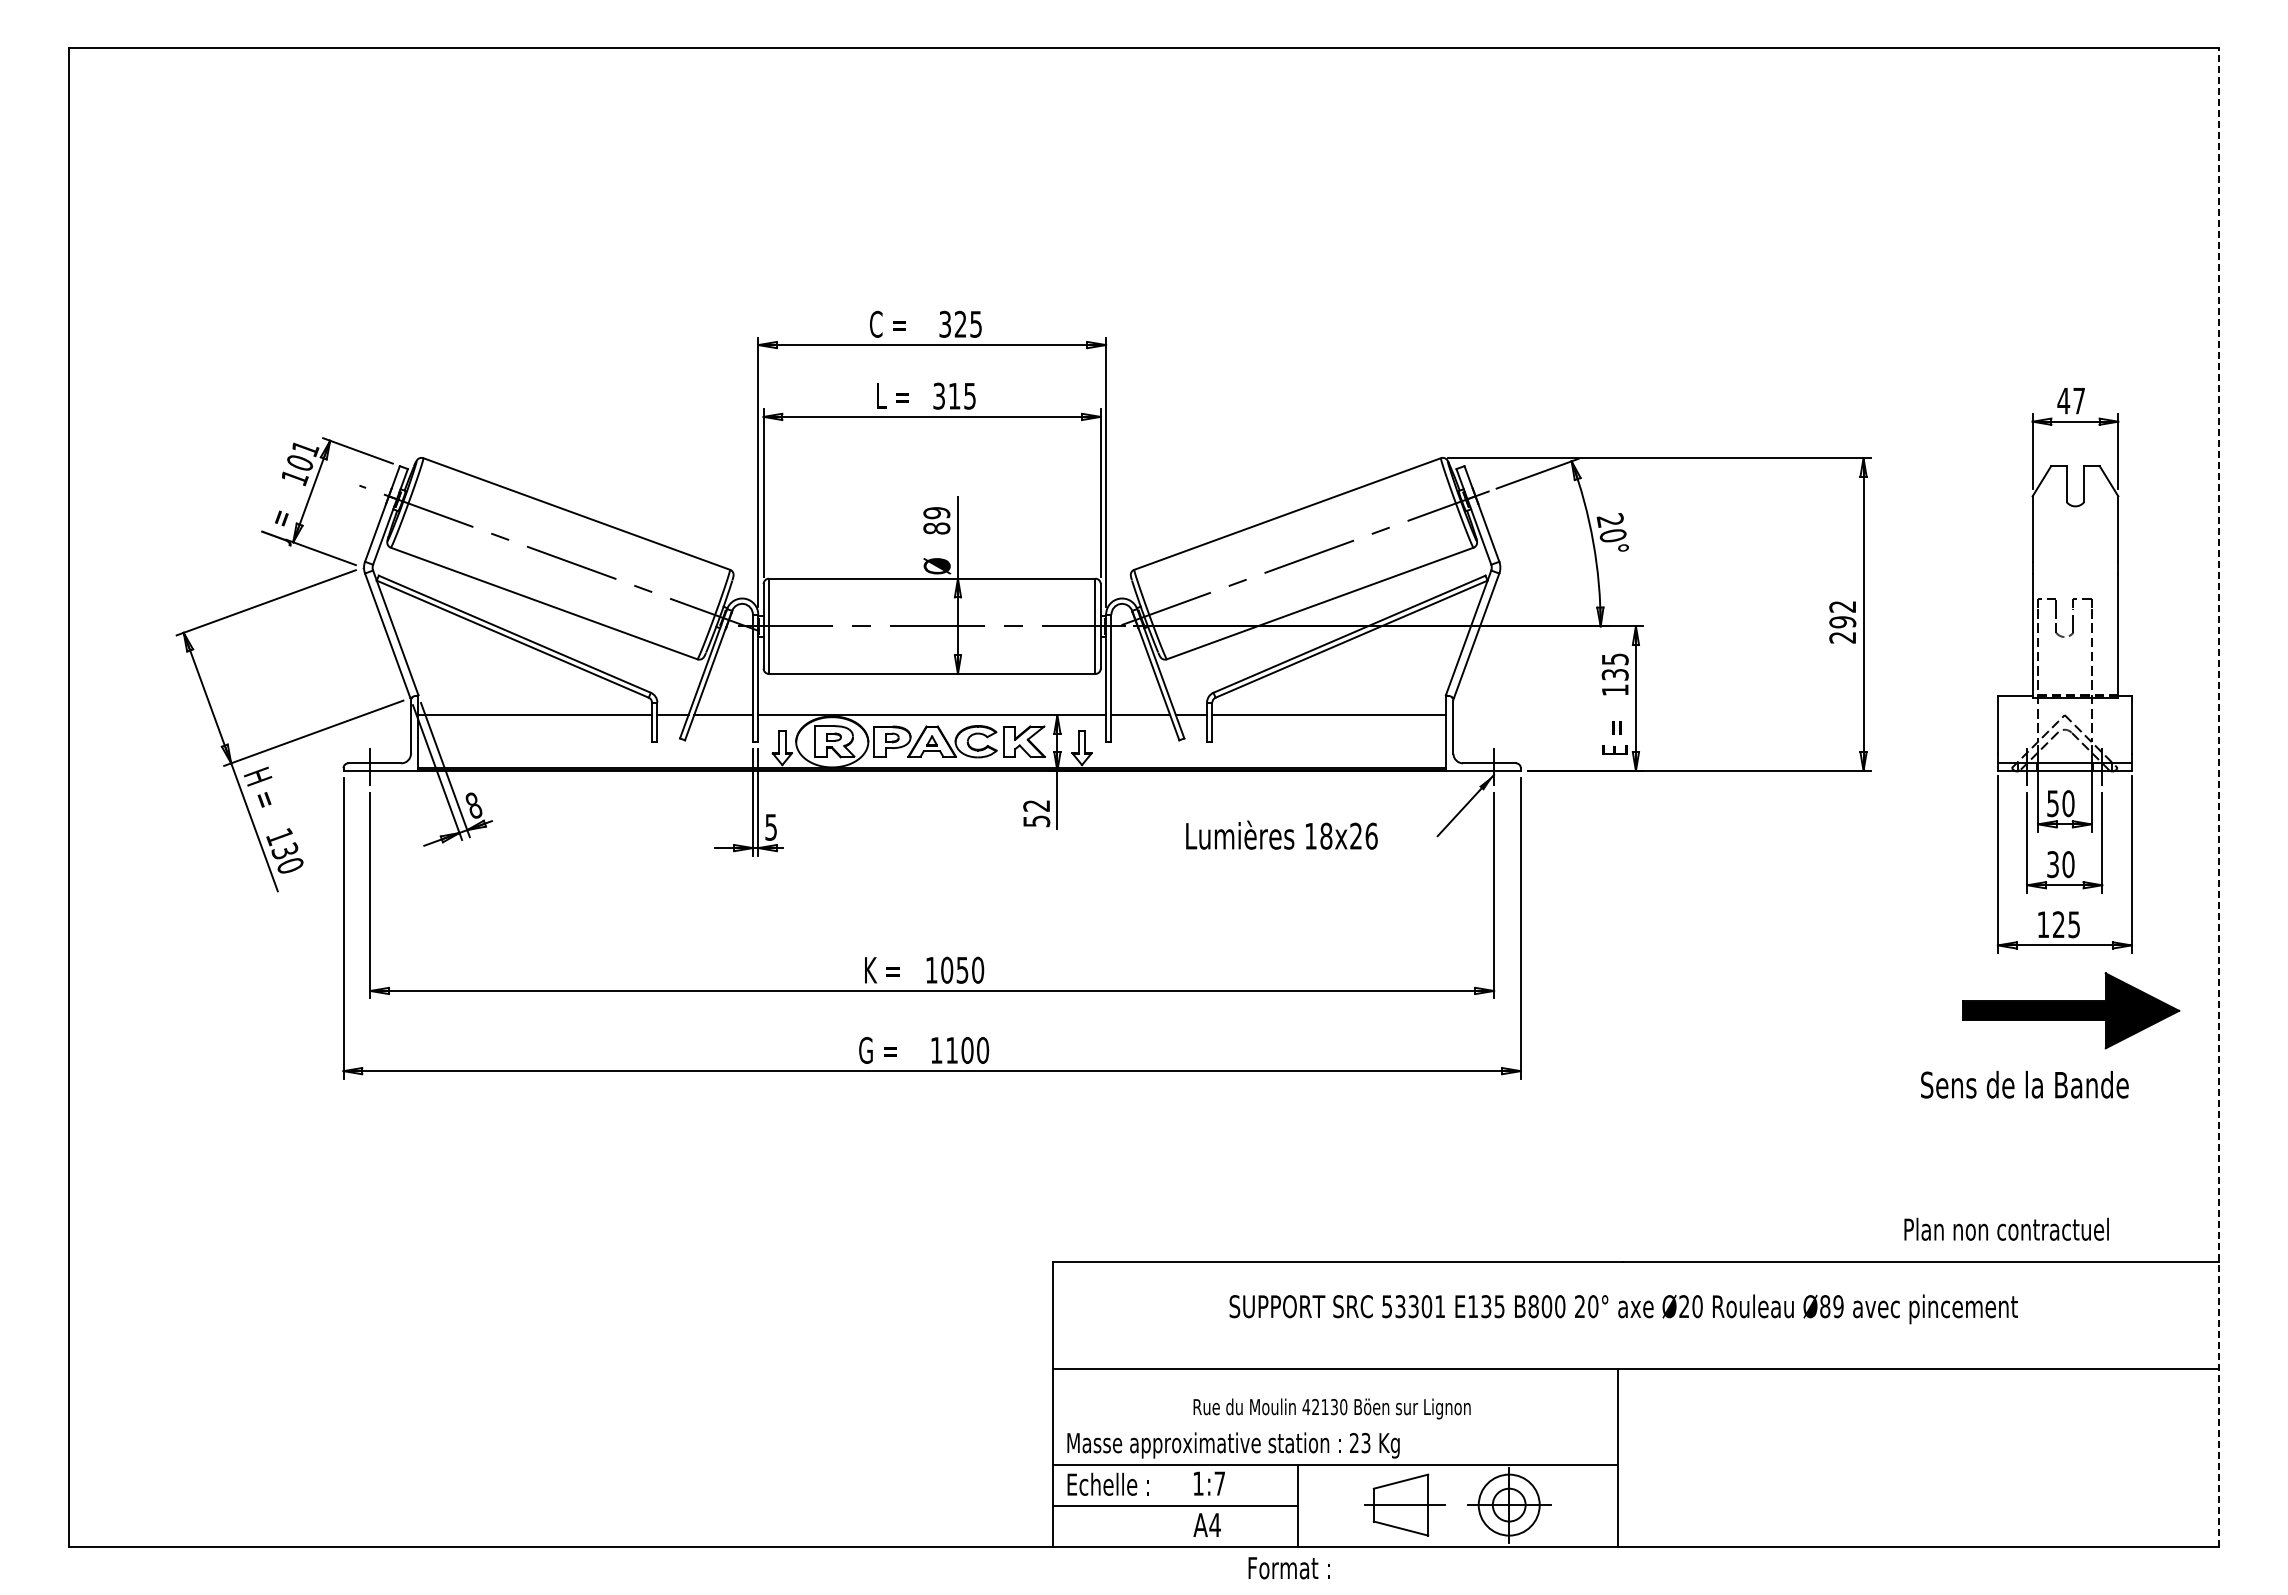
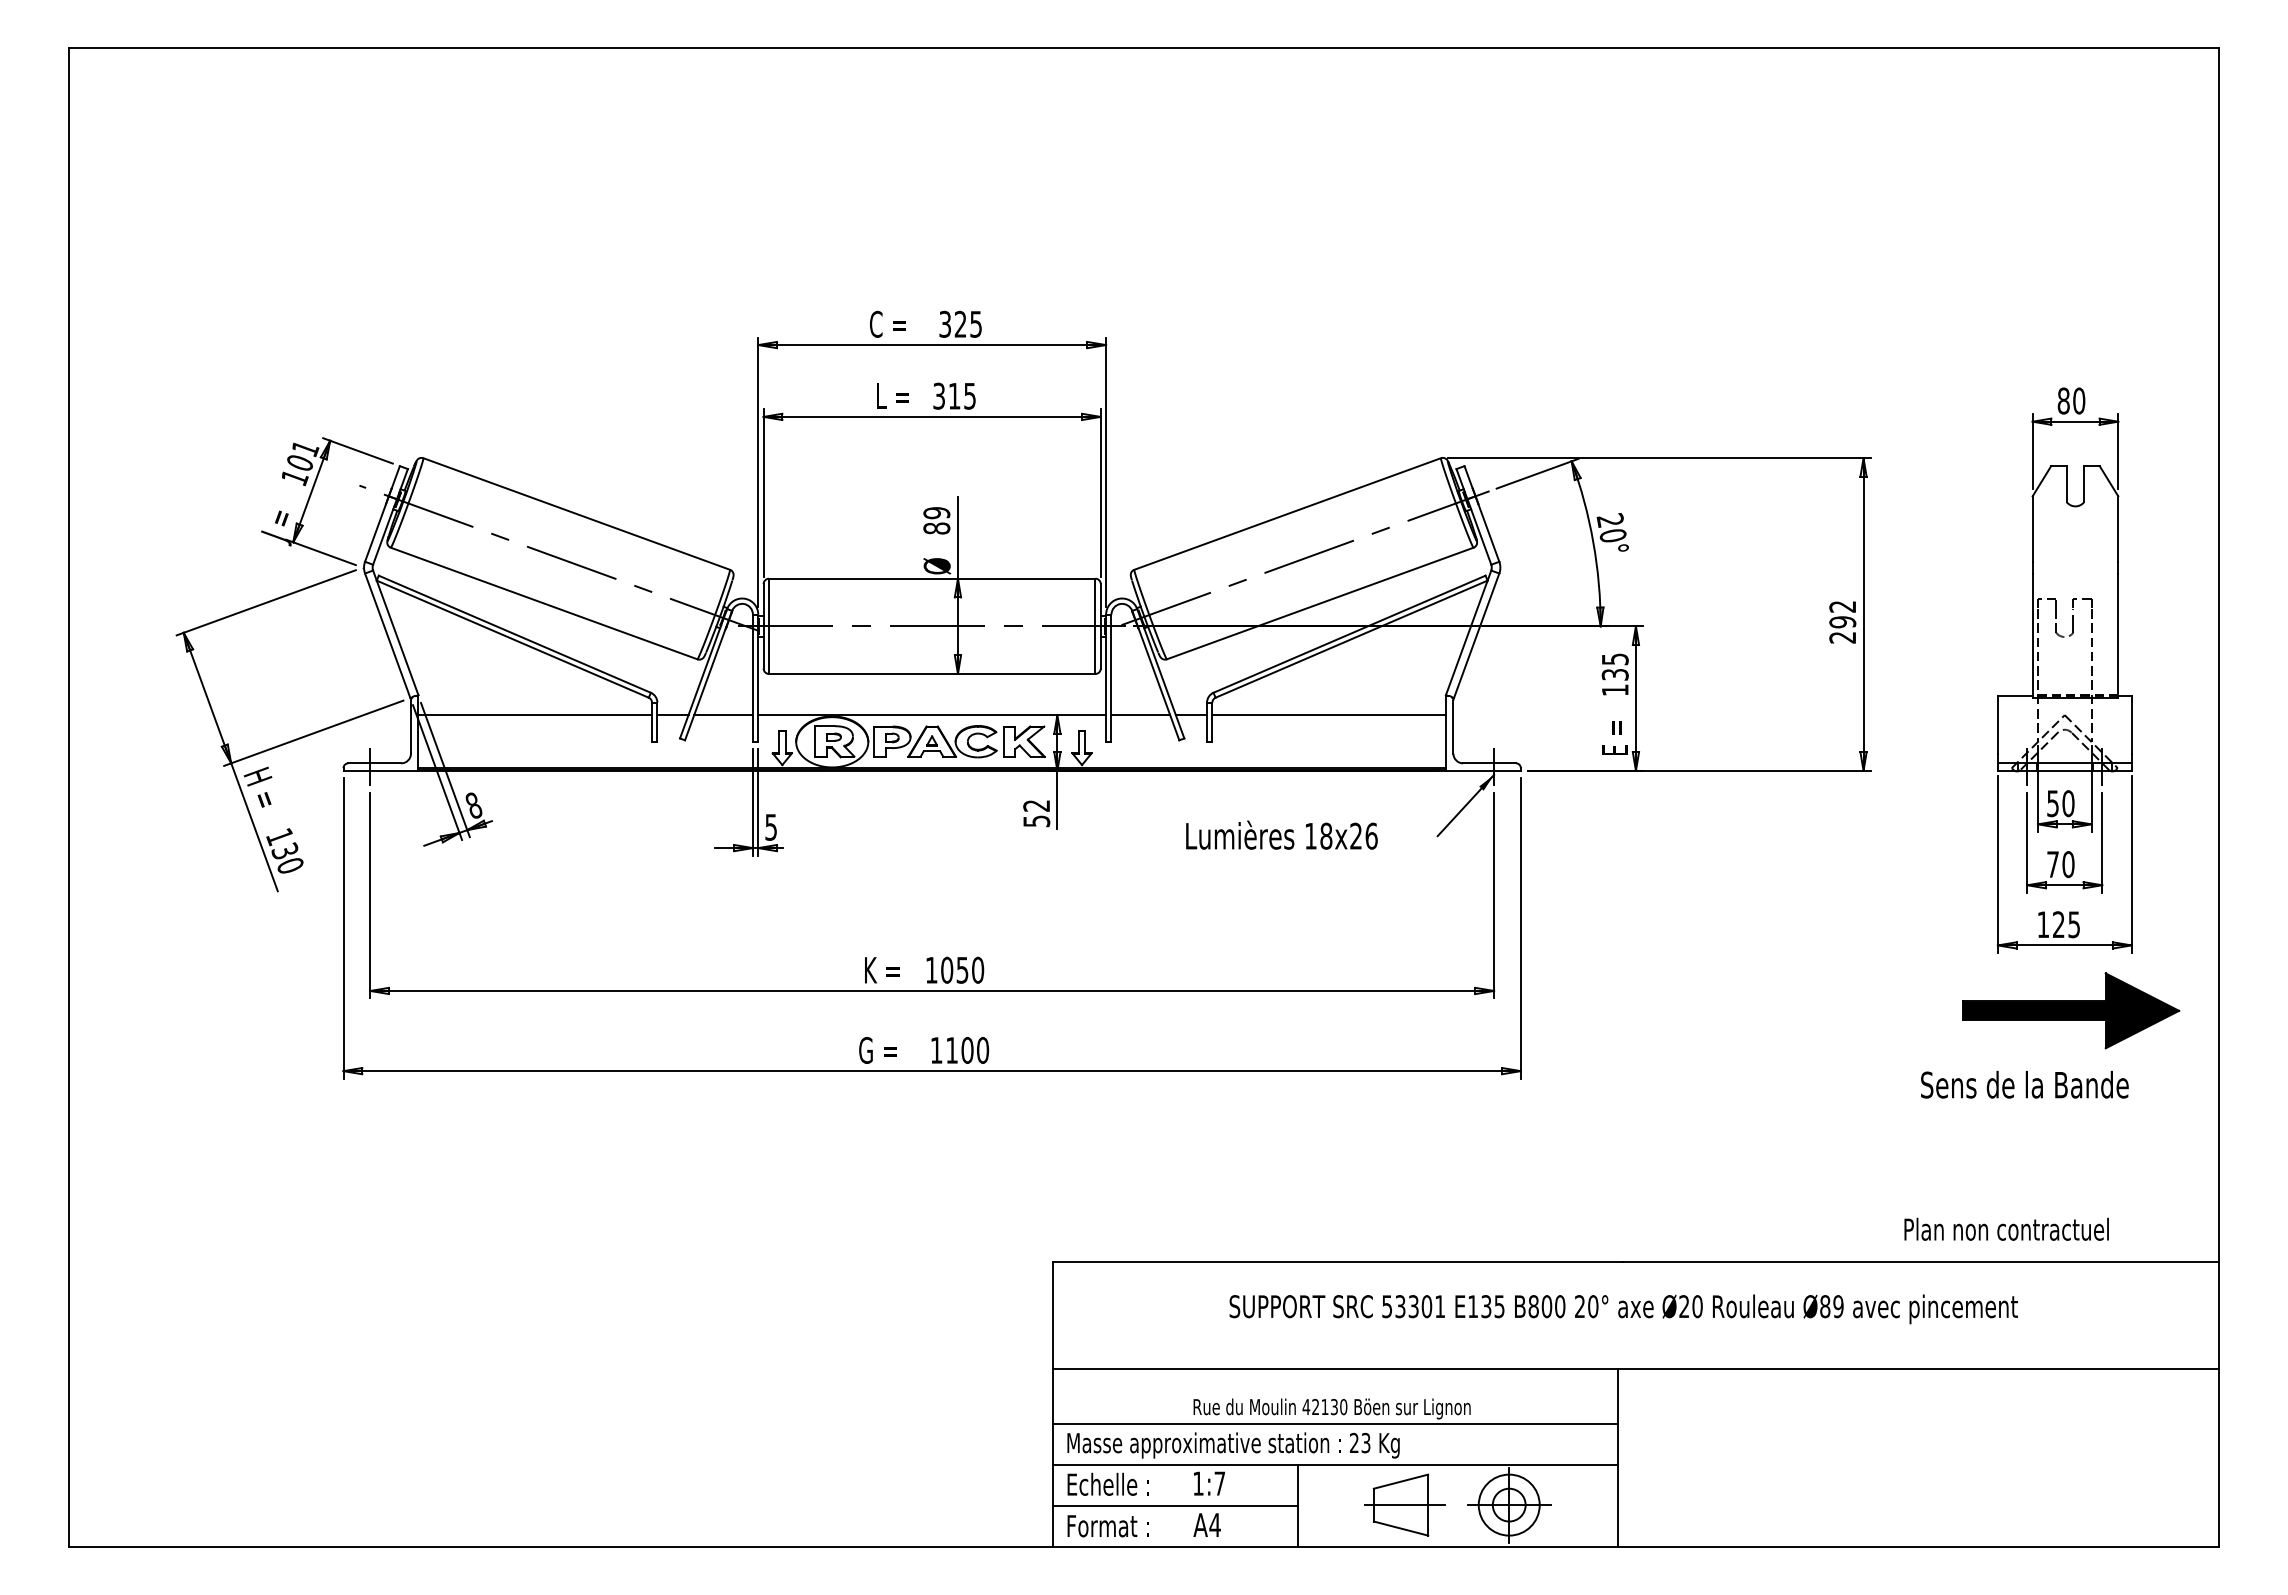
text: 47 -> 80 (2071, 400)
line: dashed -> solid (2219, 797)
text: 30 -> 70 (2052, 864)
line: none -> present (1335, 1423)
text position: (1288, 1568) -> (1107, 1526) (1107, 1526)
